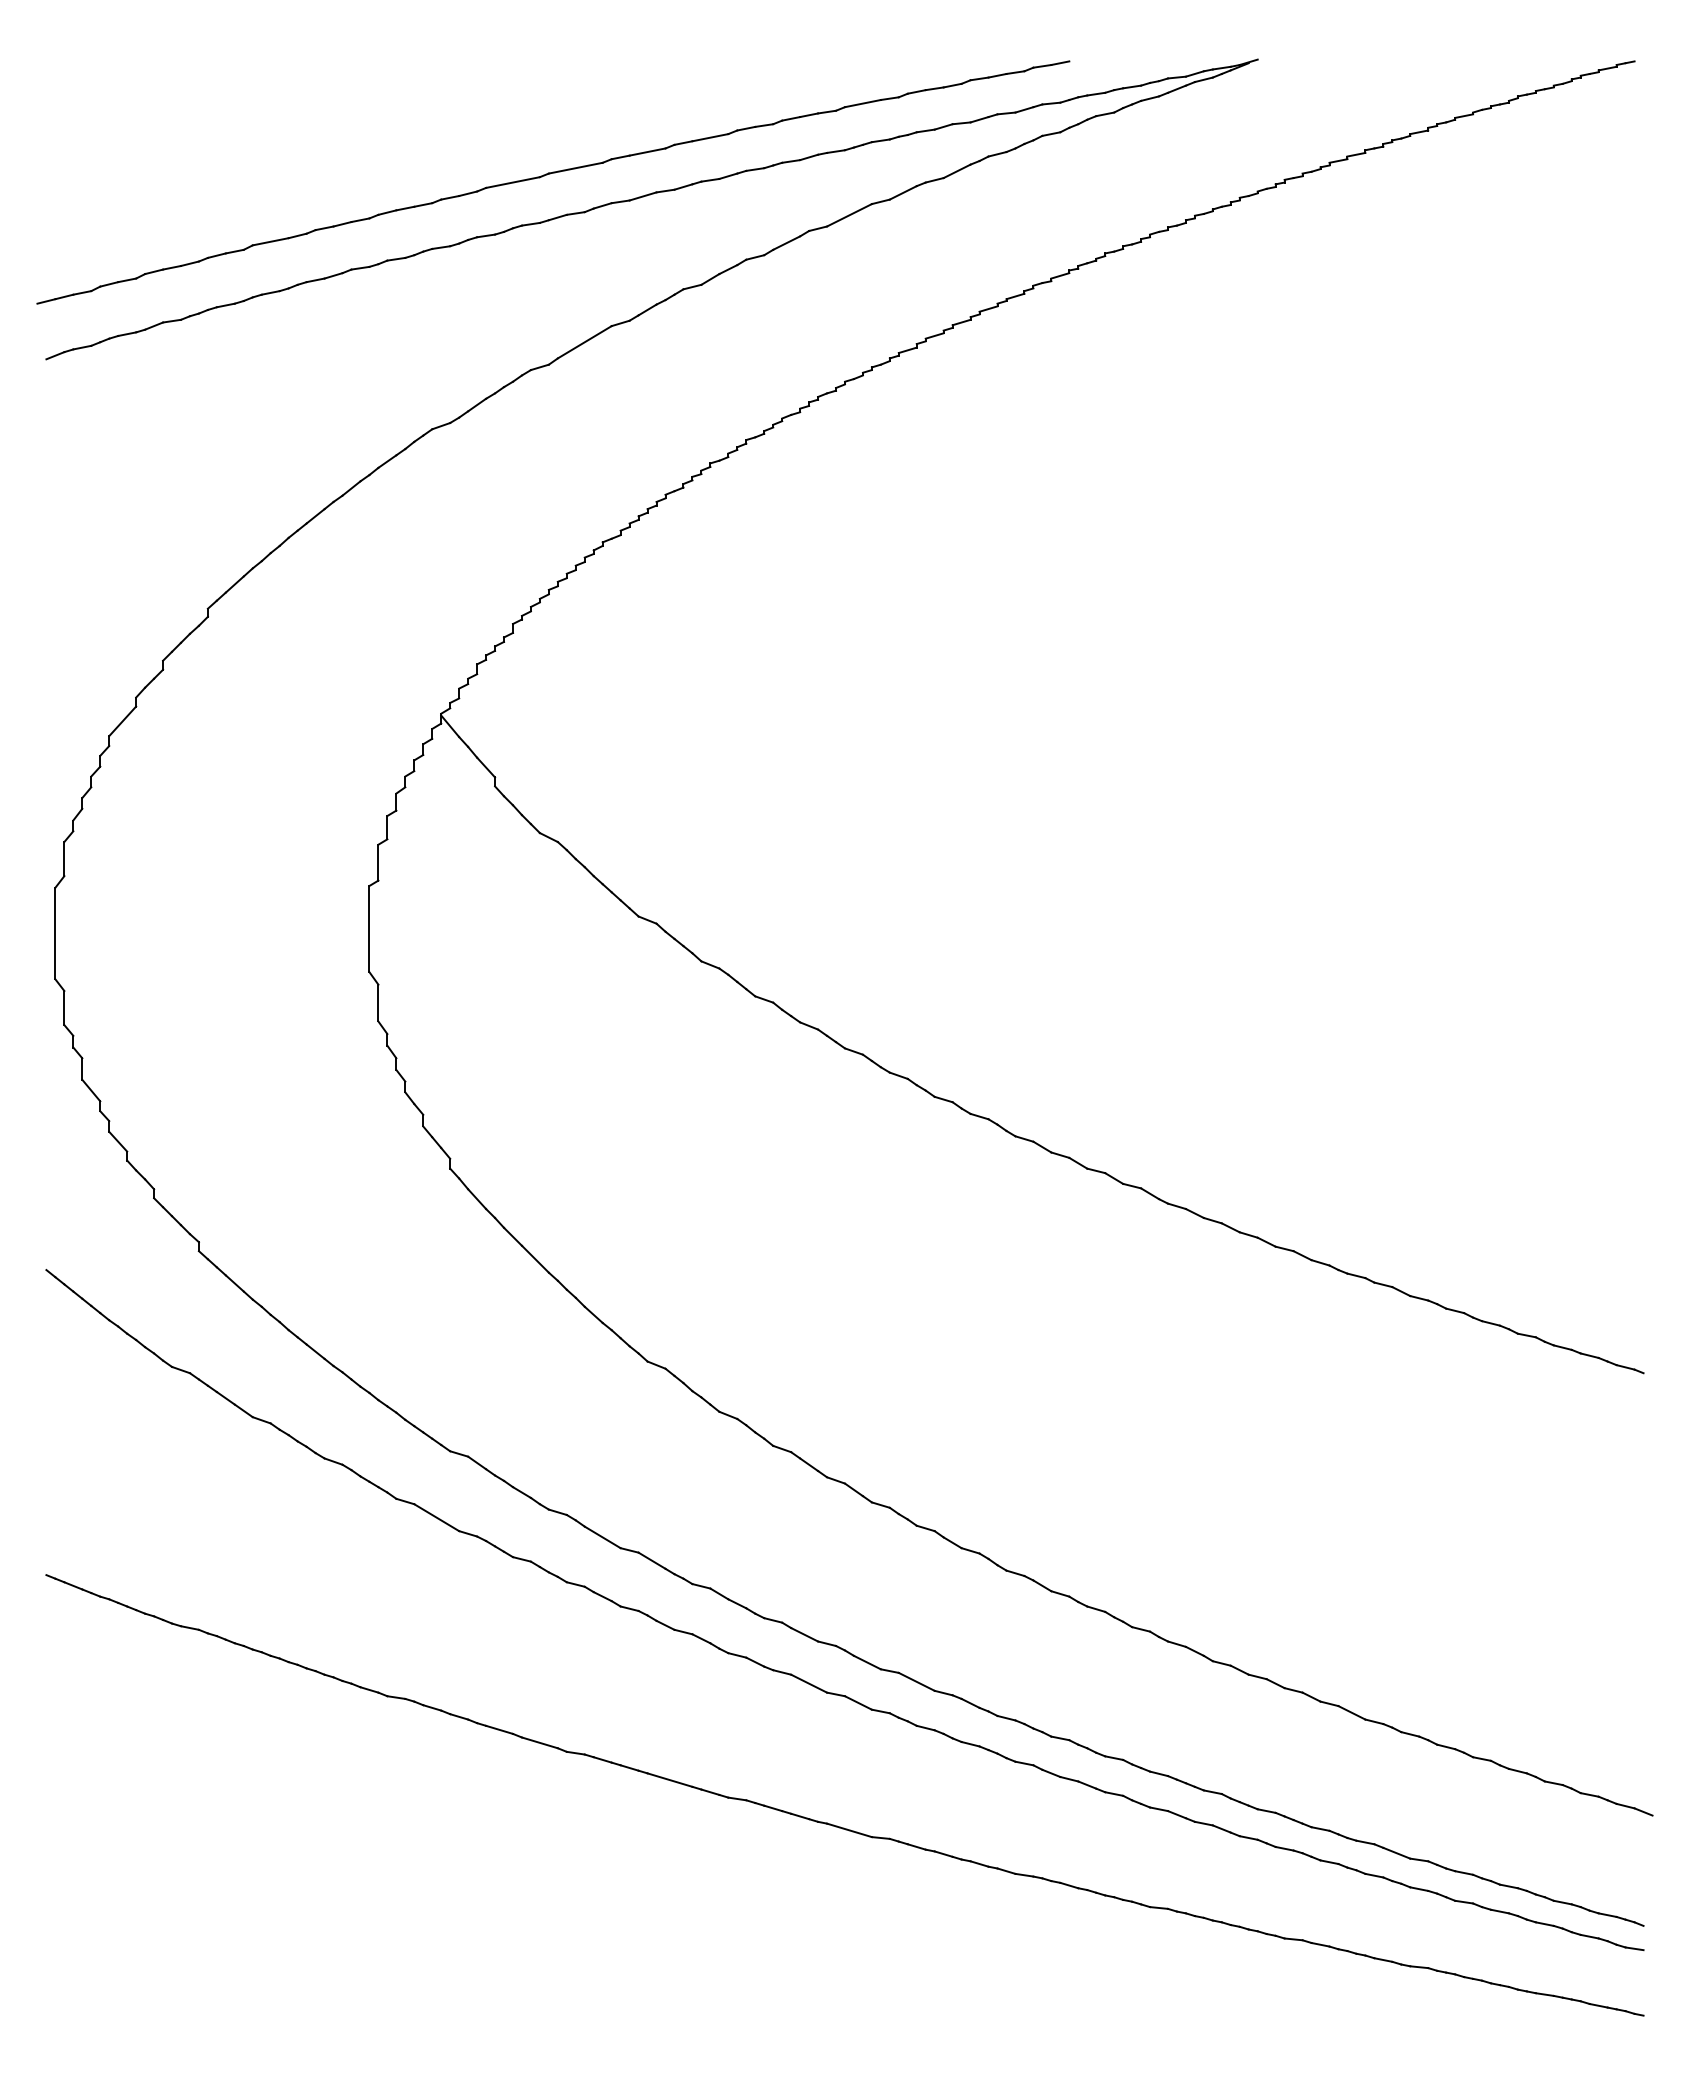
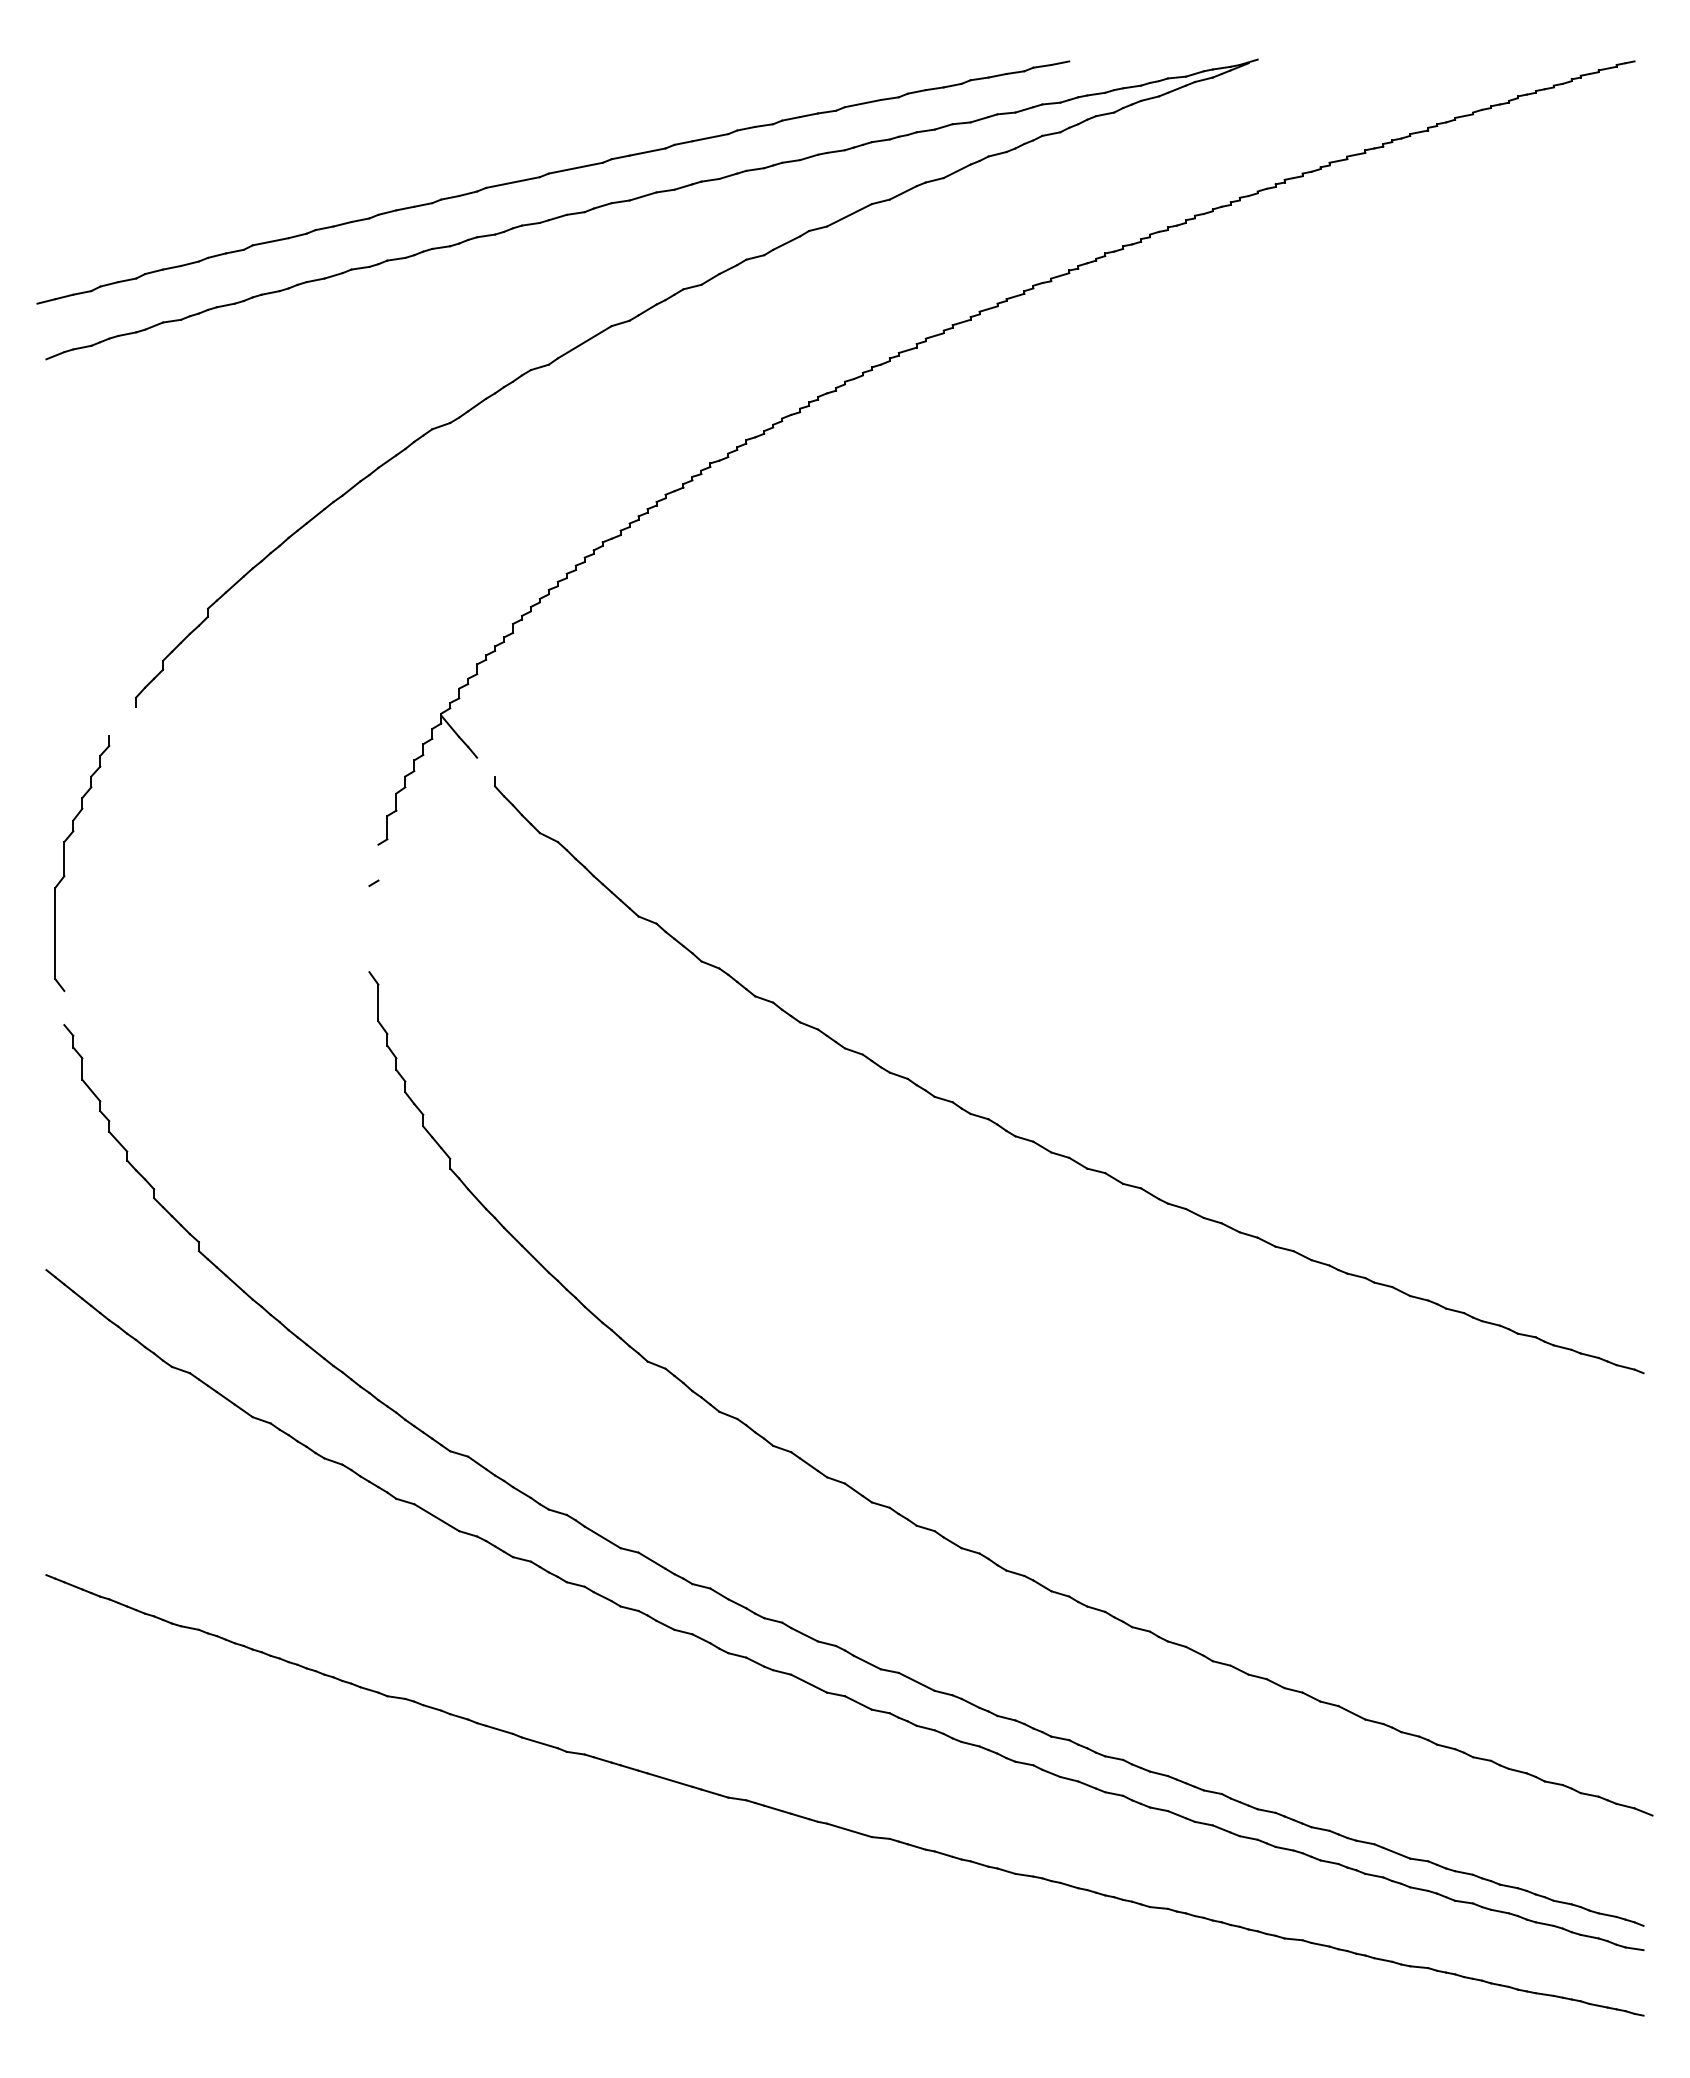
line: present -> none (122, 721)
line: present -> none (486, 767)
line: present -> none (378, 862)
line: present -> none (369, 929)
line: present -> none (64, 1007)
